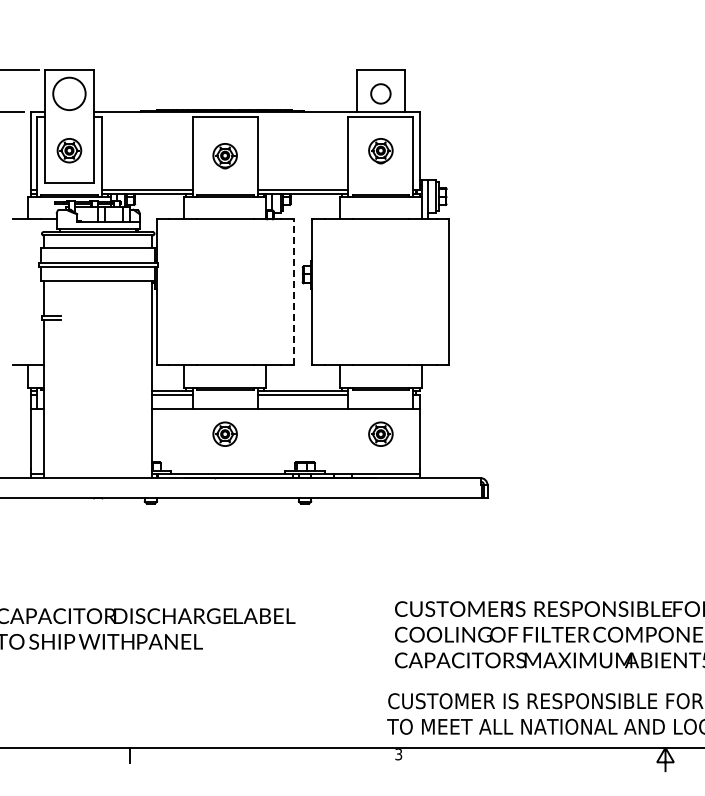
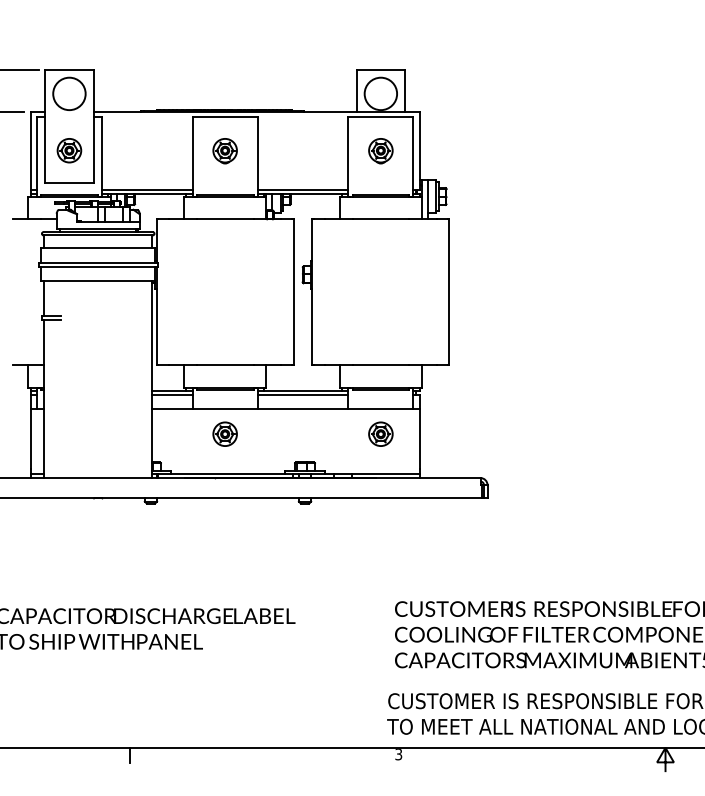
circle diameter: 19 px -> 32 px (380, 93)
part position: (224, 156) -> (224, 151) (224, 151)
line: dashed -> solid (293, 292)
